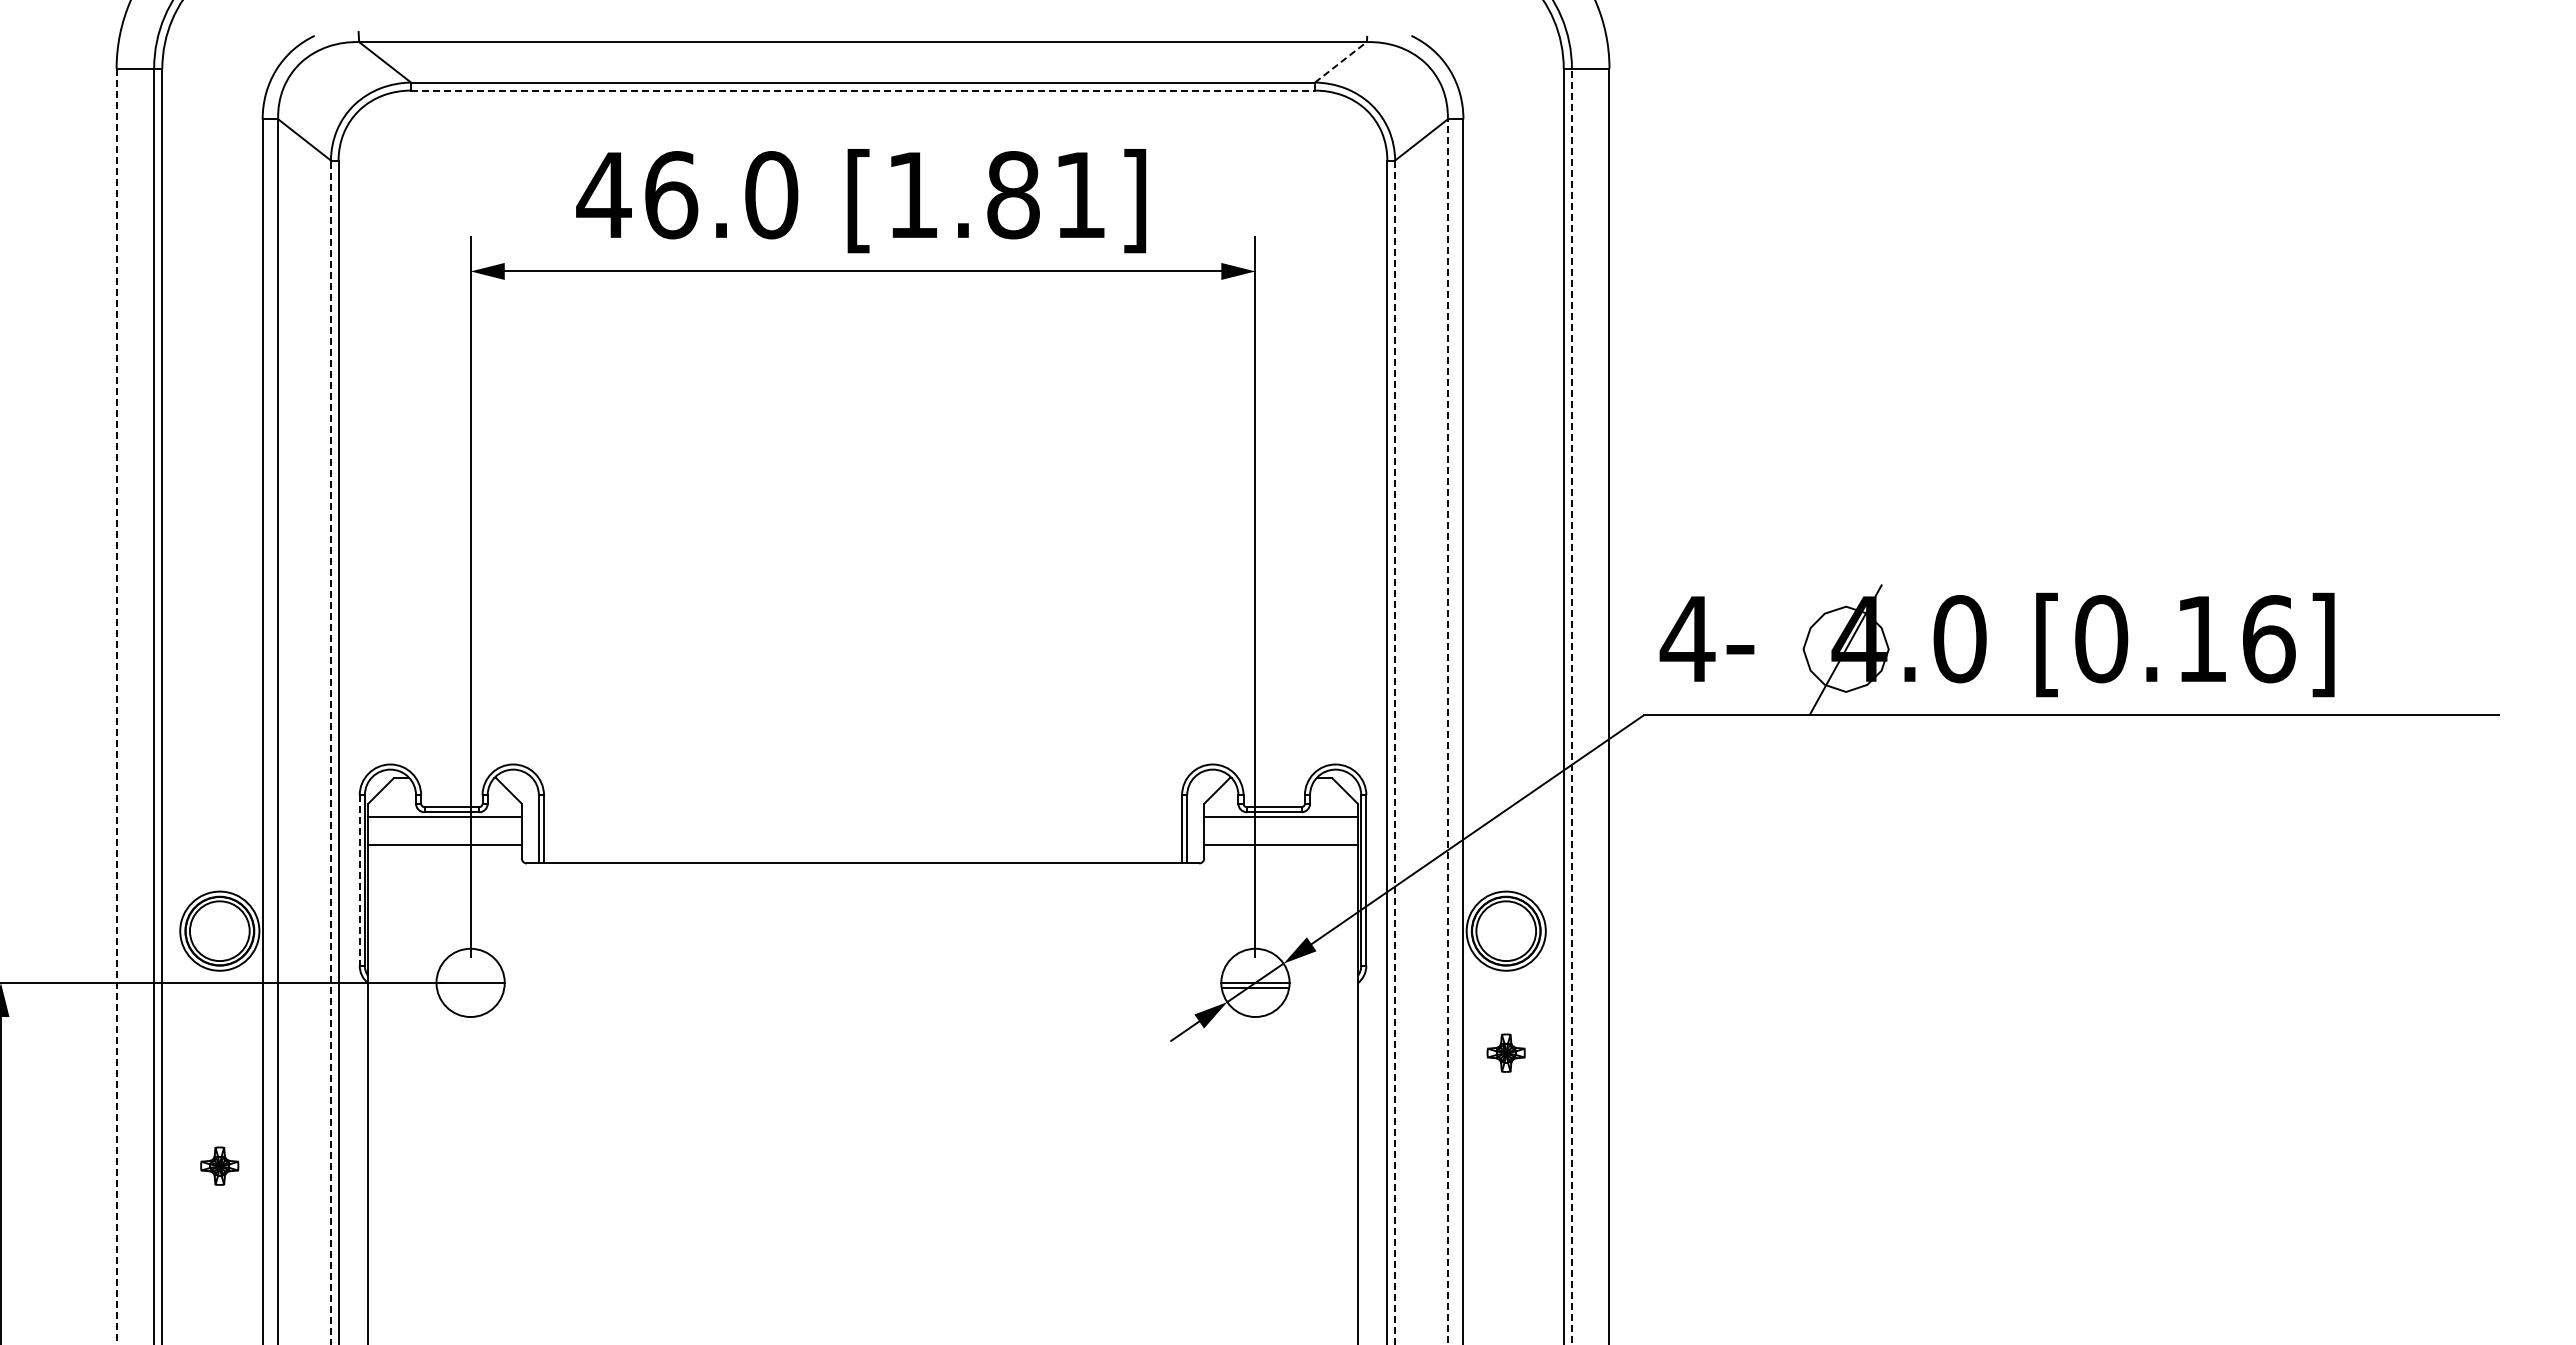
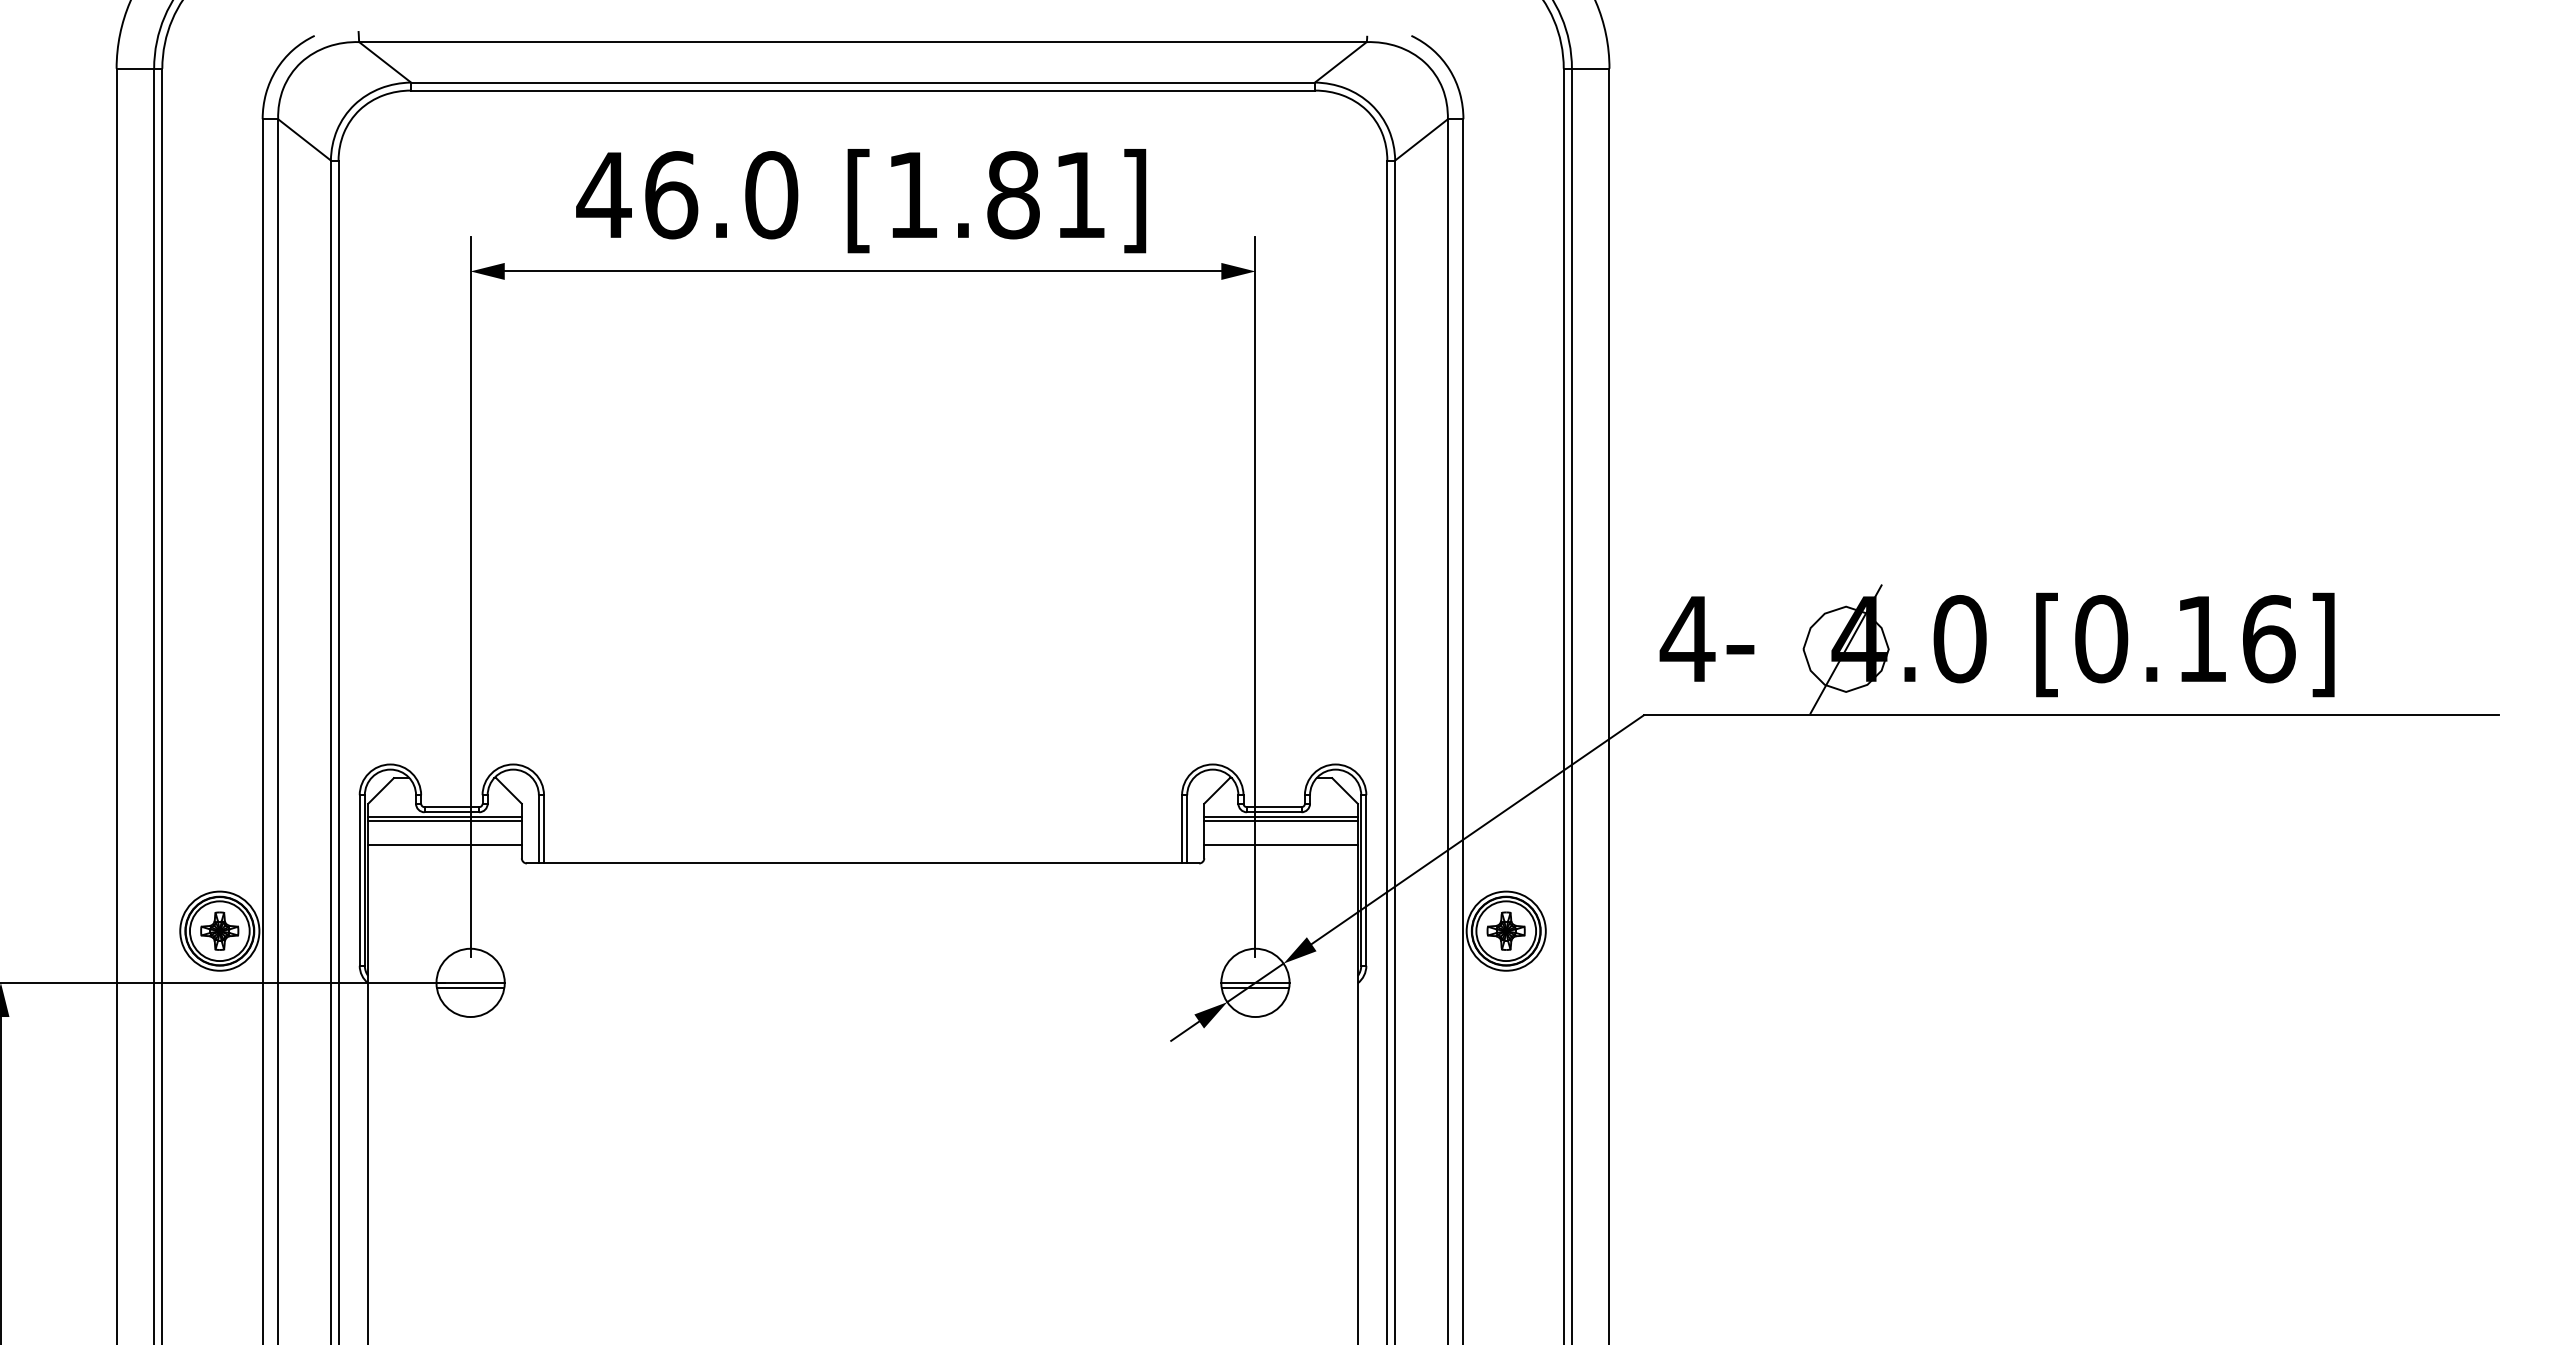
line: dashed -> solid (1340, 62)
line: dashed -> solid (863, 90)
line: dashed -> solid (116, 706)
line: dashed -> solid (1571, 706)
line: dashed -> solid (1447, 732)
line: dashed -> solid (330, 752)
line: dashed -> solid (1395, 752)
line: none -> present (444, 820)
line: none -> present (1280, 820)
line: dashed -> solid (359, 881)
line: none -> present (470, 988)
part position: (1505, 1052) -> (1505, 930) (1505, 930)
part position: (219, 1165) -> (219, 930) (219, 930)
